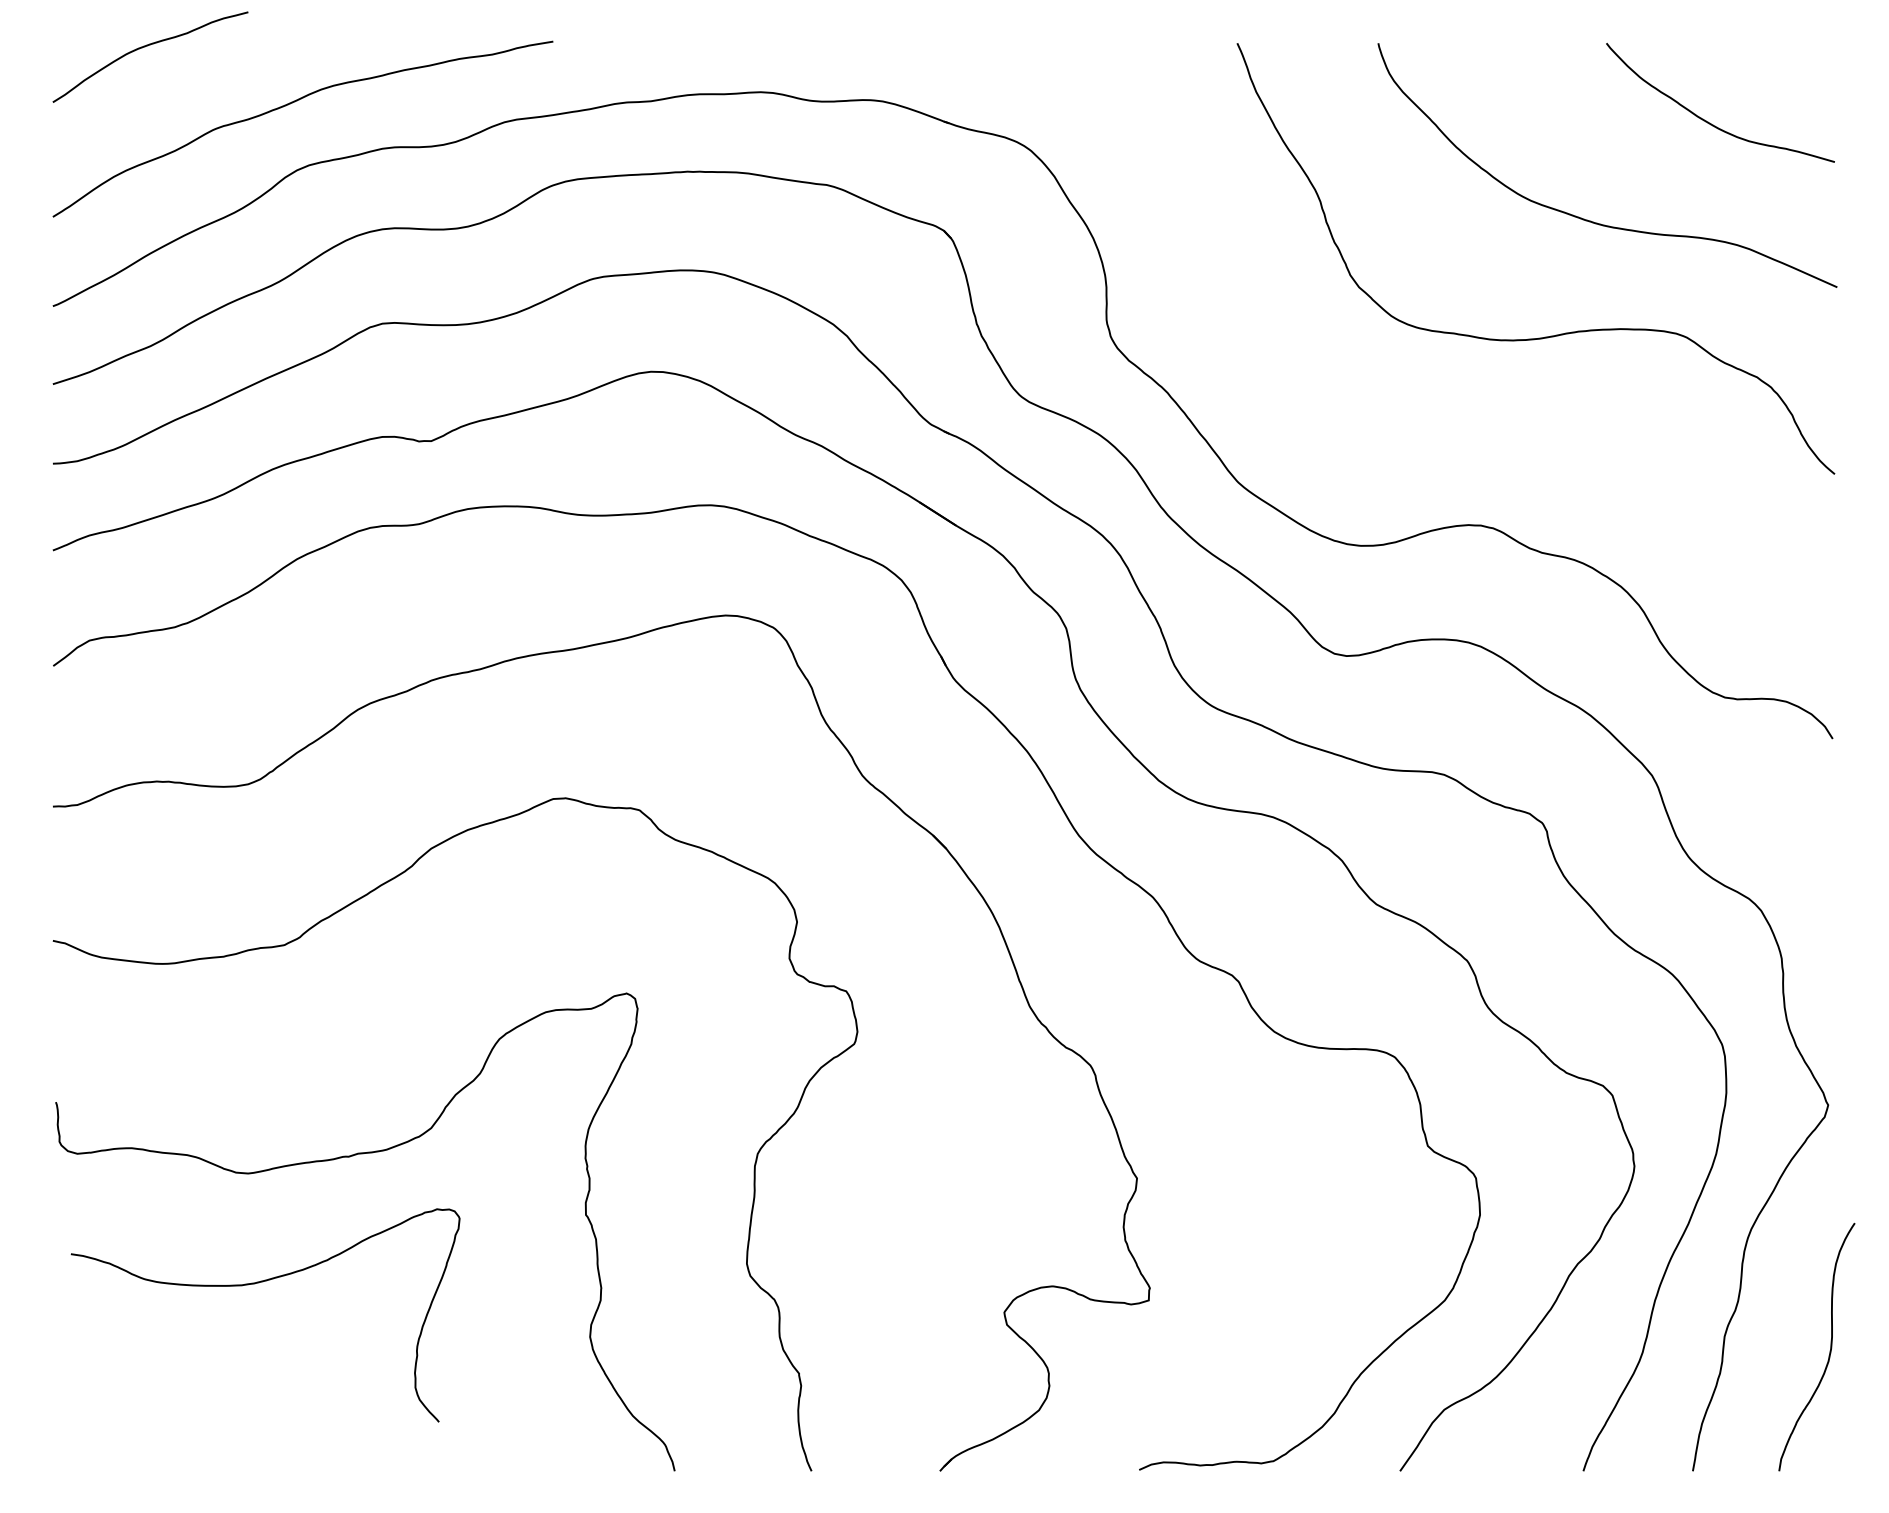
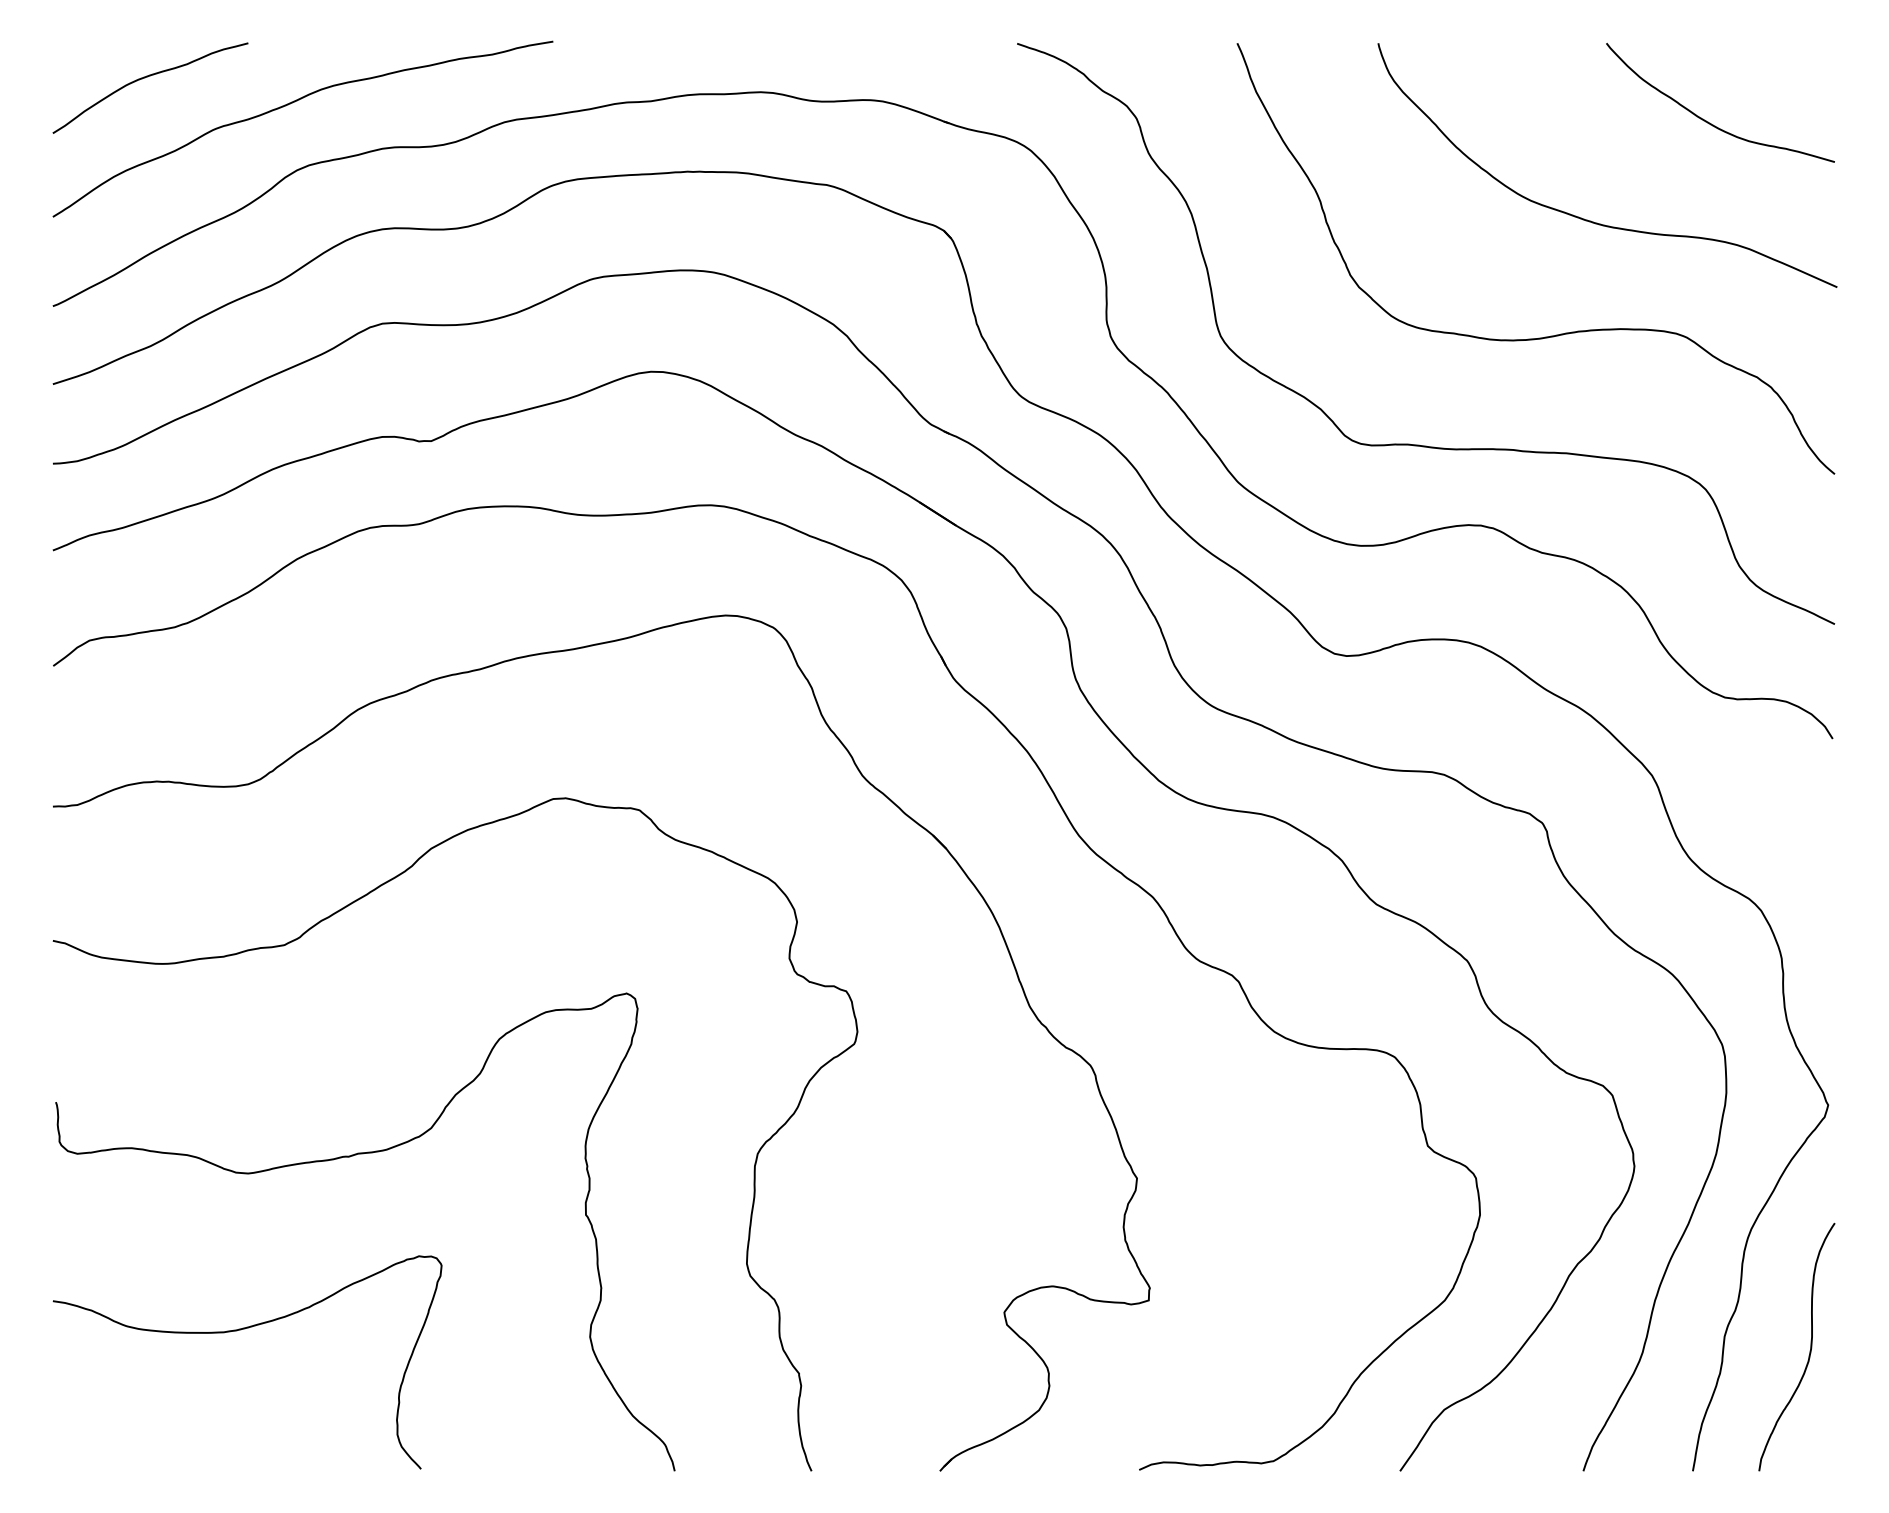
curve position: (145, 47) -> (145, 78) (145, 78)
curve: none -> present (1419, 444)
curve position: (259, 1283) -> (241, 1330) (241, 1330)
curve position: (1829, 1350) -> (1809, 1350) (1809, 1350)
